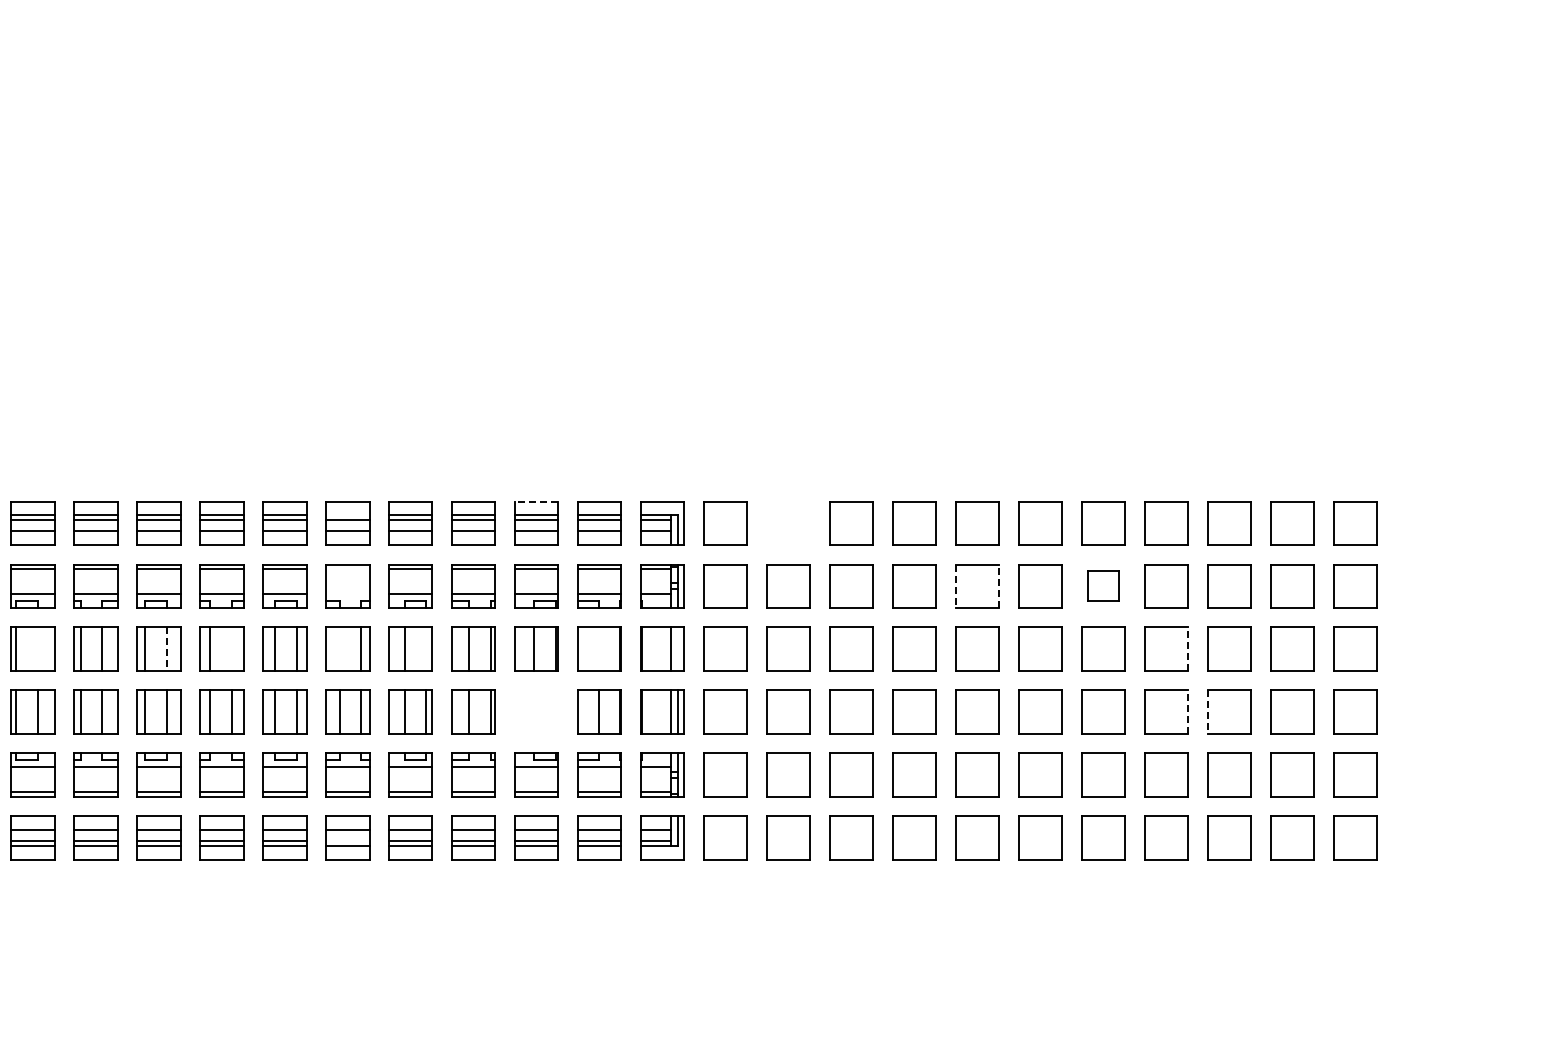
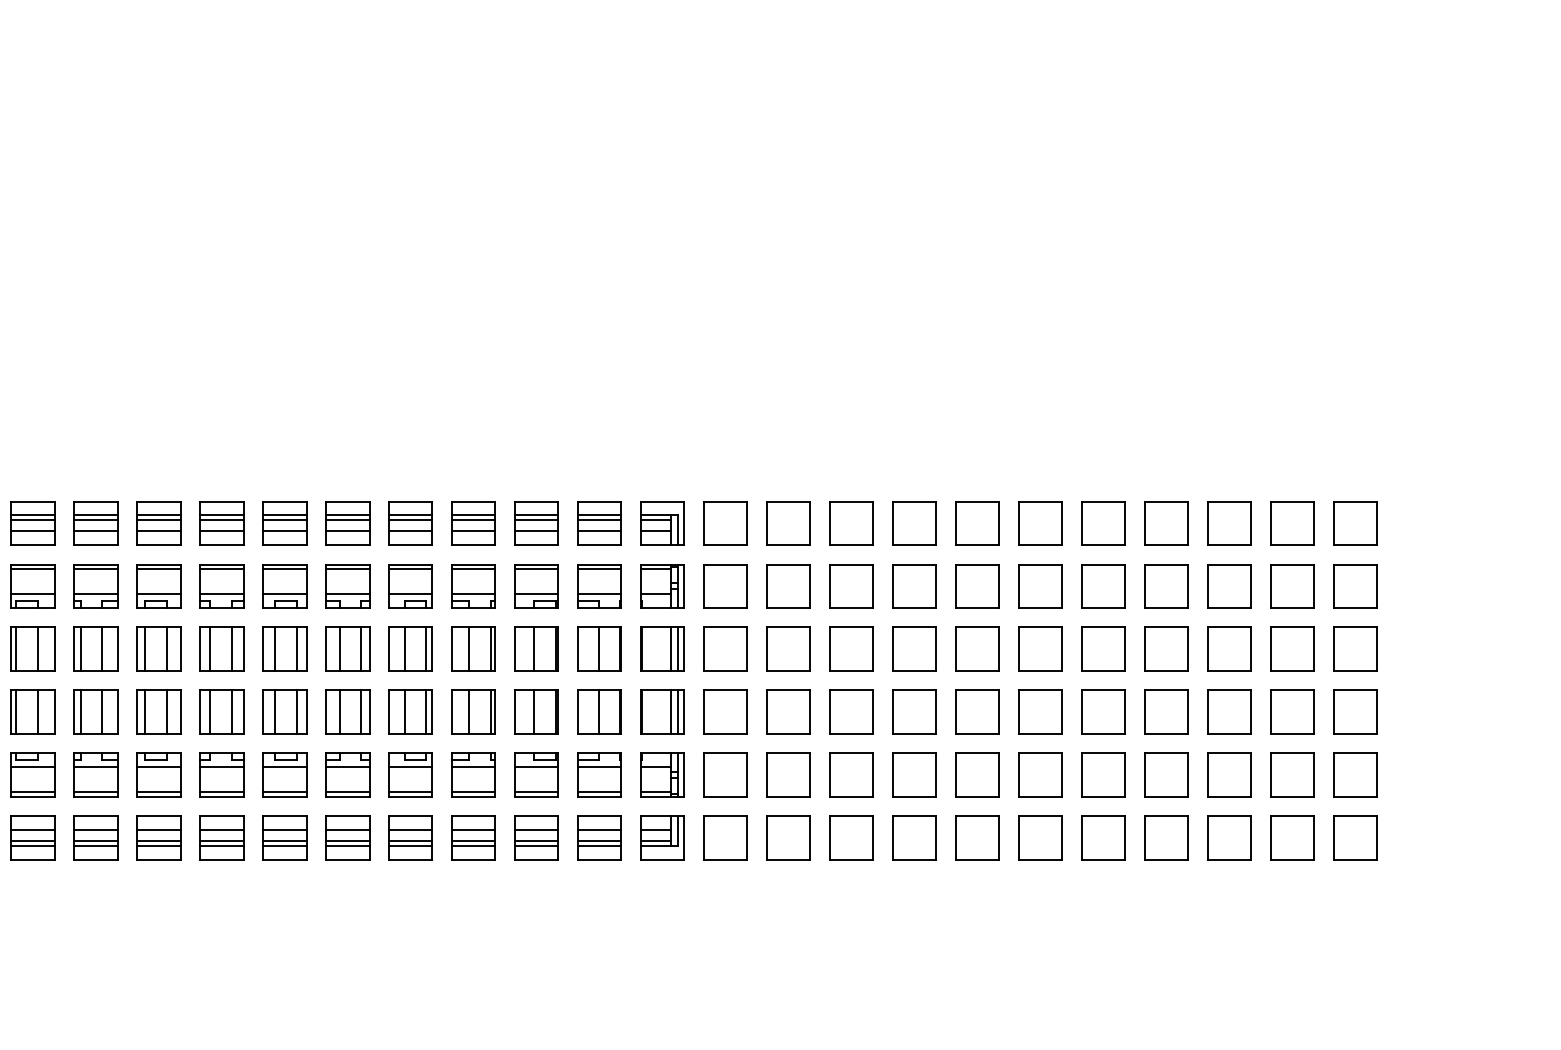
line: dashed -> solid (536, 501)
line: none -> present (347, 515)
part: none -> present (788, 523)
line: none -> present (347, 568)
part size: 33x32 px -> 45x45 px (1103, 586)
line: dashed -> solid (956, 586)
line: dashed -> solid (999, 586)
line: none -> present (347, 594)
line: none -> present (37, 648)
line: none -> present (231, 648)
line: none -> present (339, 648)
line: none -> present (426, 648)
line: none -> present (598, 648)
line: none -> present (678, 648)
line: dashed -> solid (167, 649)
line: dashed -> solid (1188, 649)
part: none -> present (536, 711)
line: dashed -> solid (1188, 712)
line: dashed -> solid (1207, 712)
line: none -> present (347, 840)
